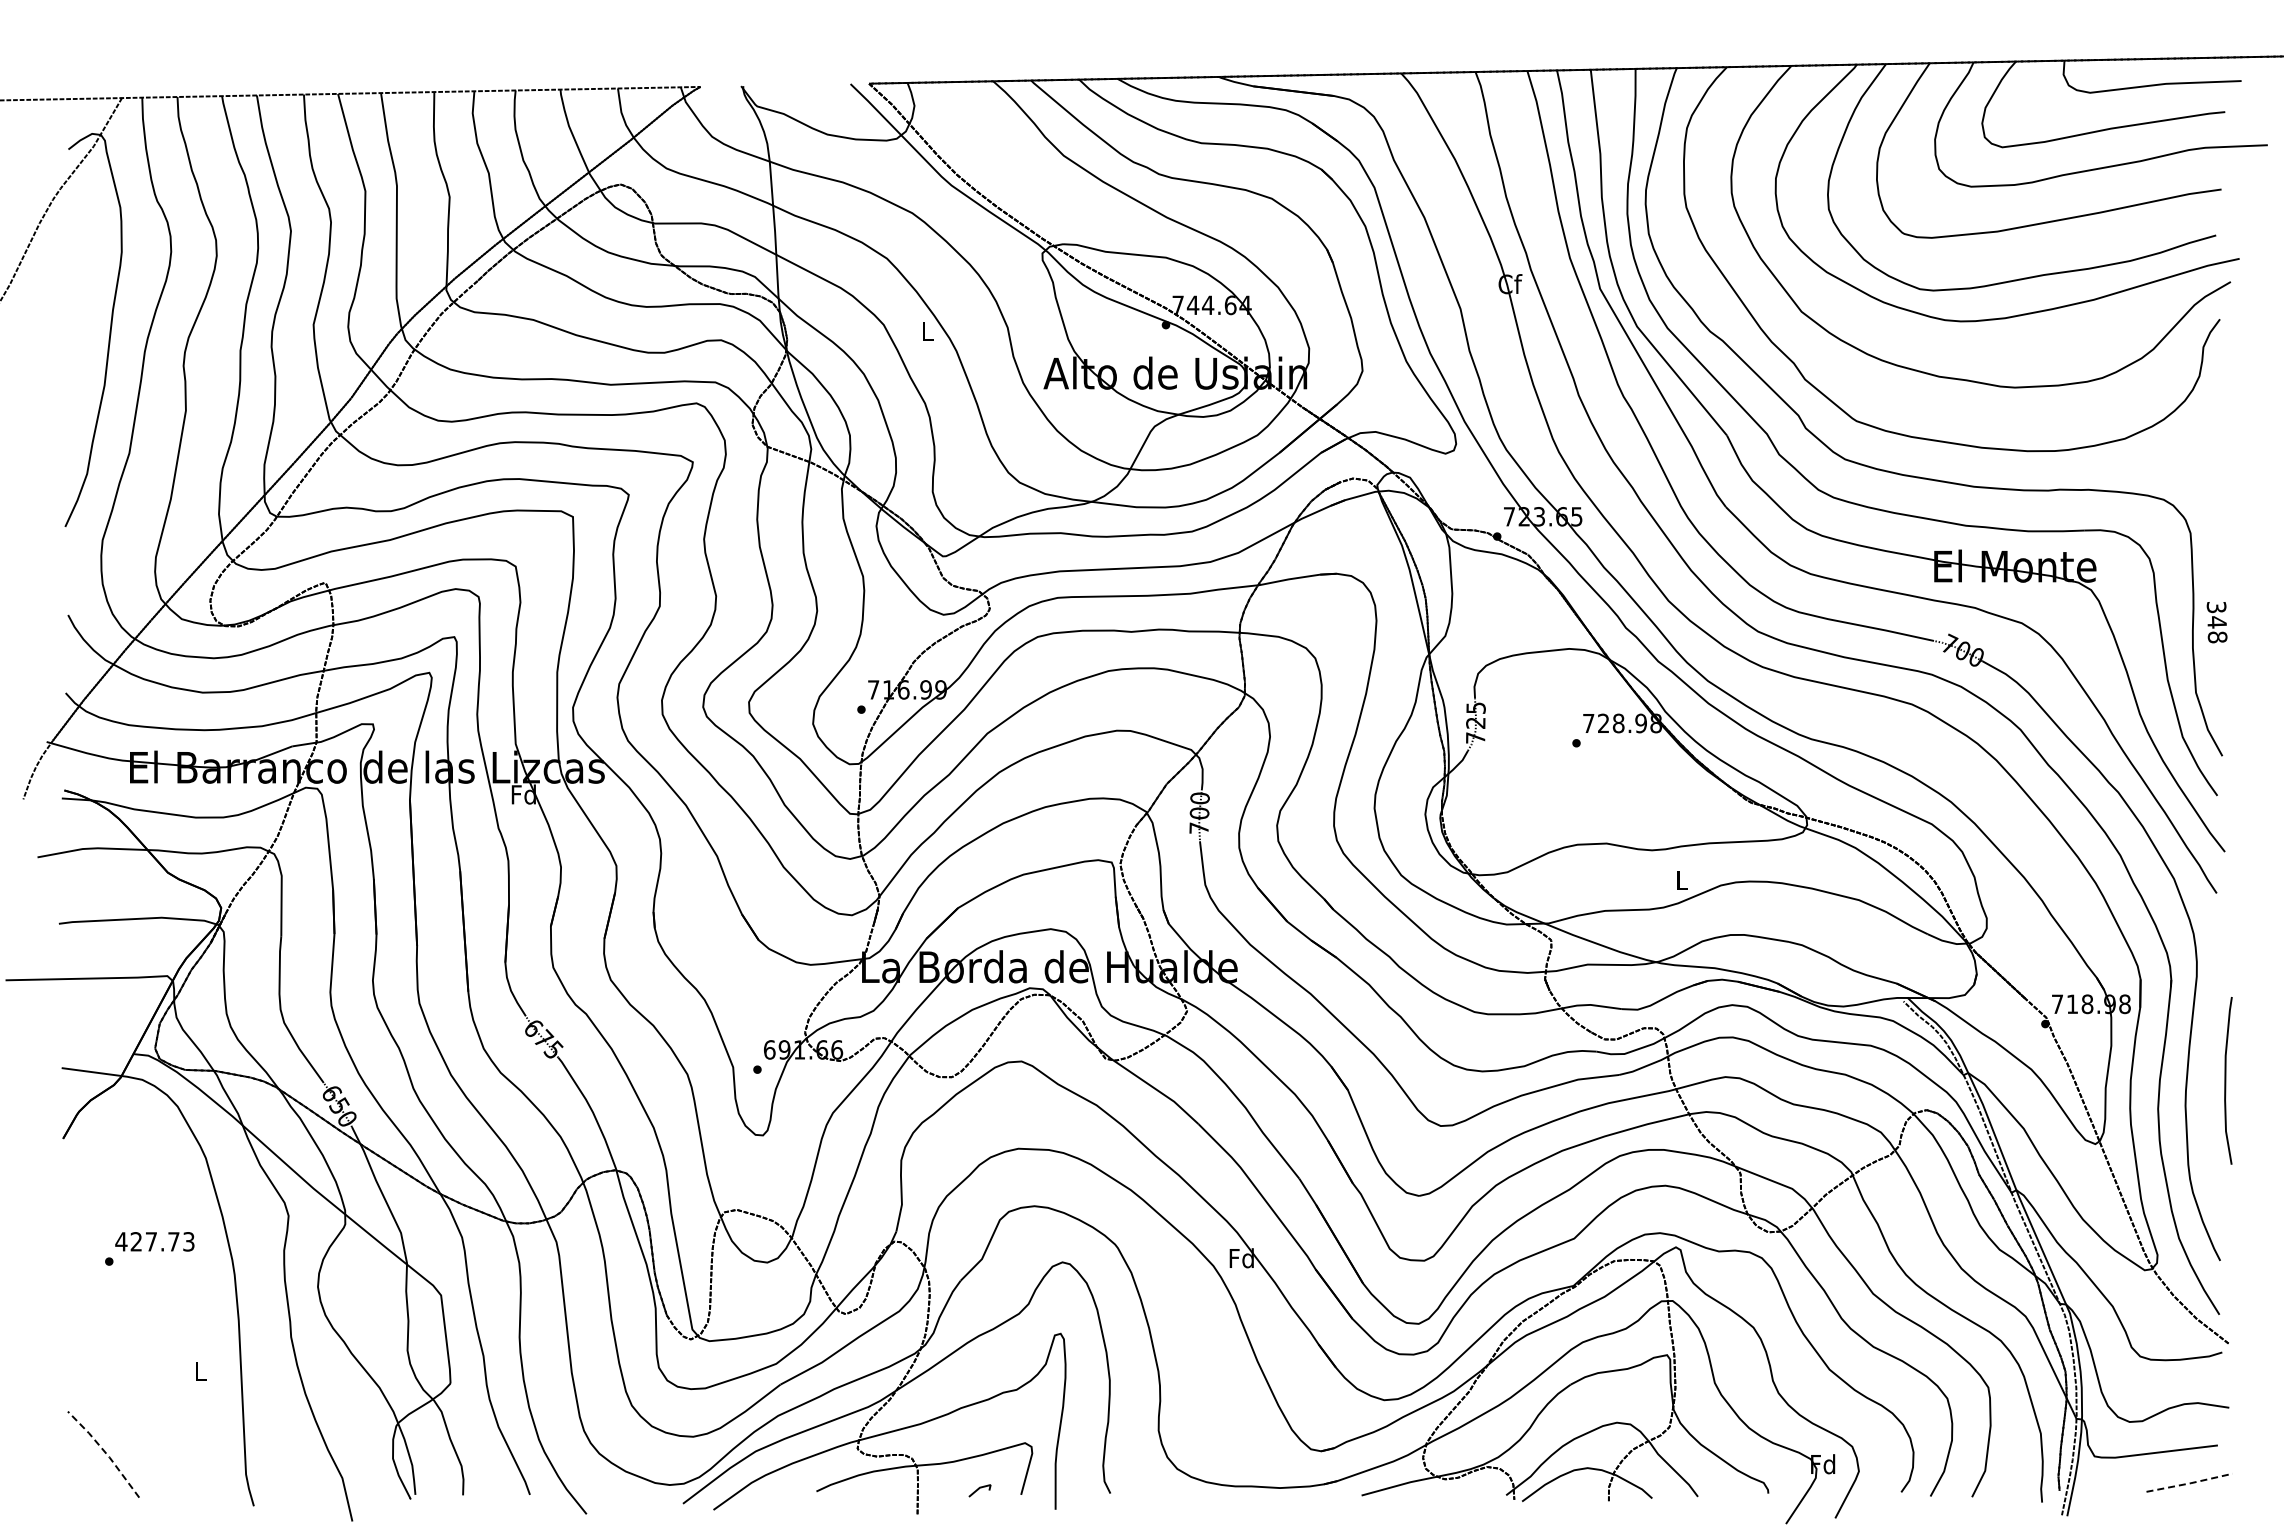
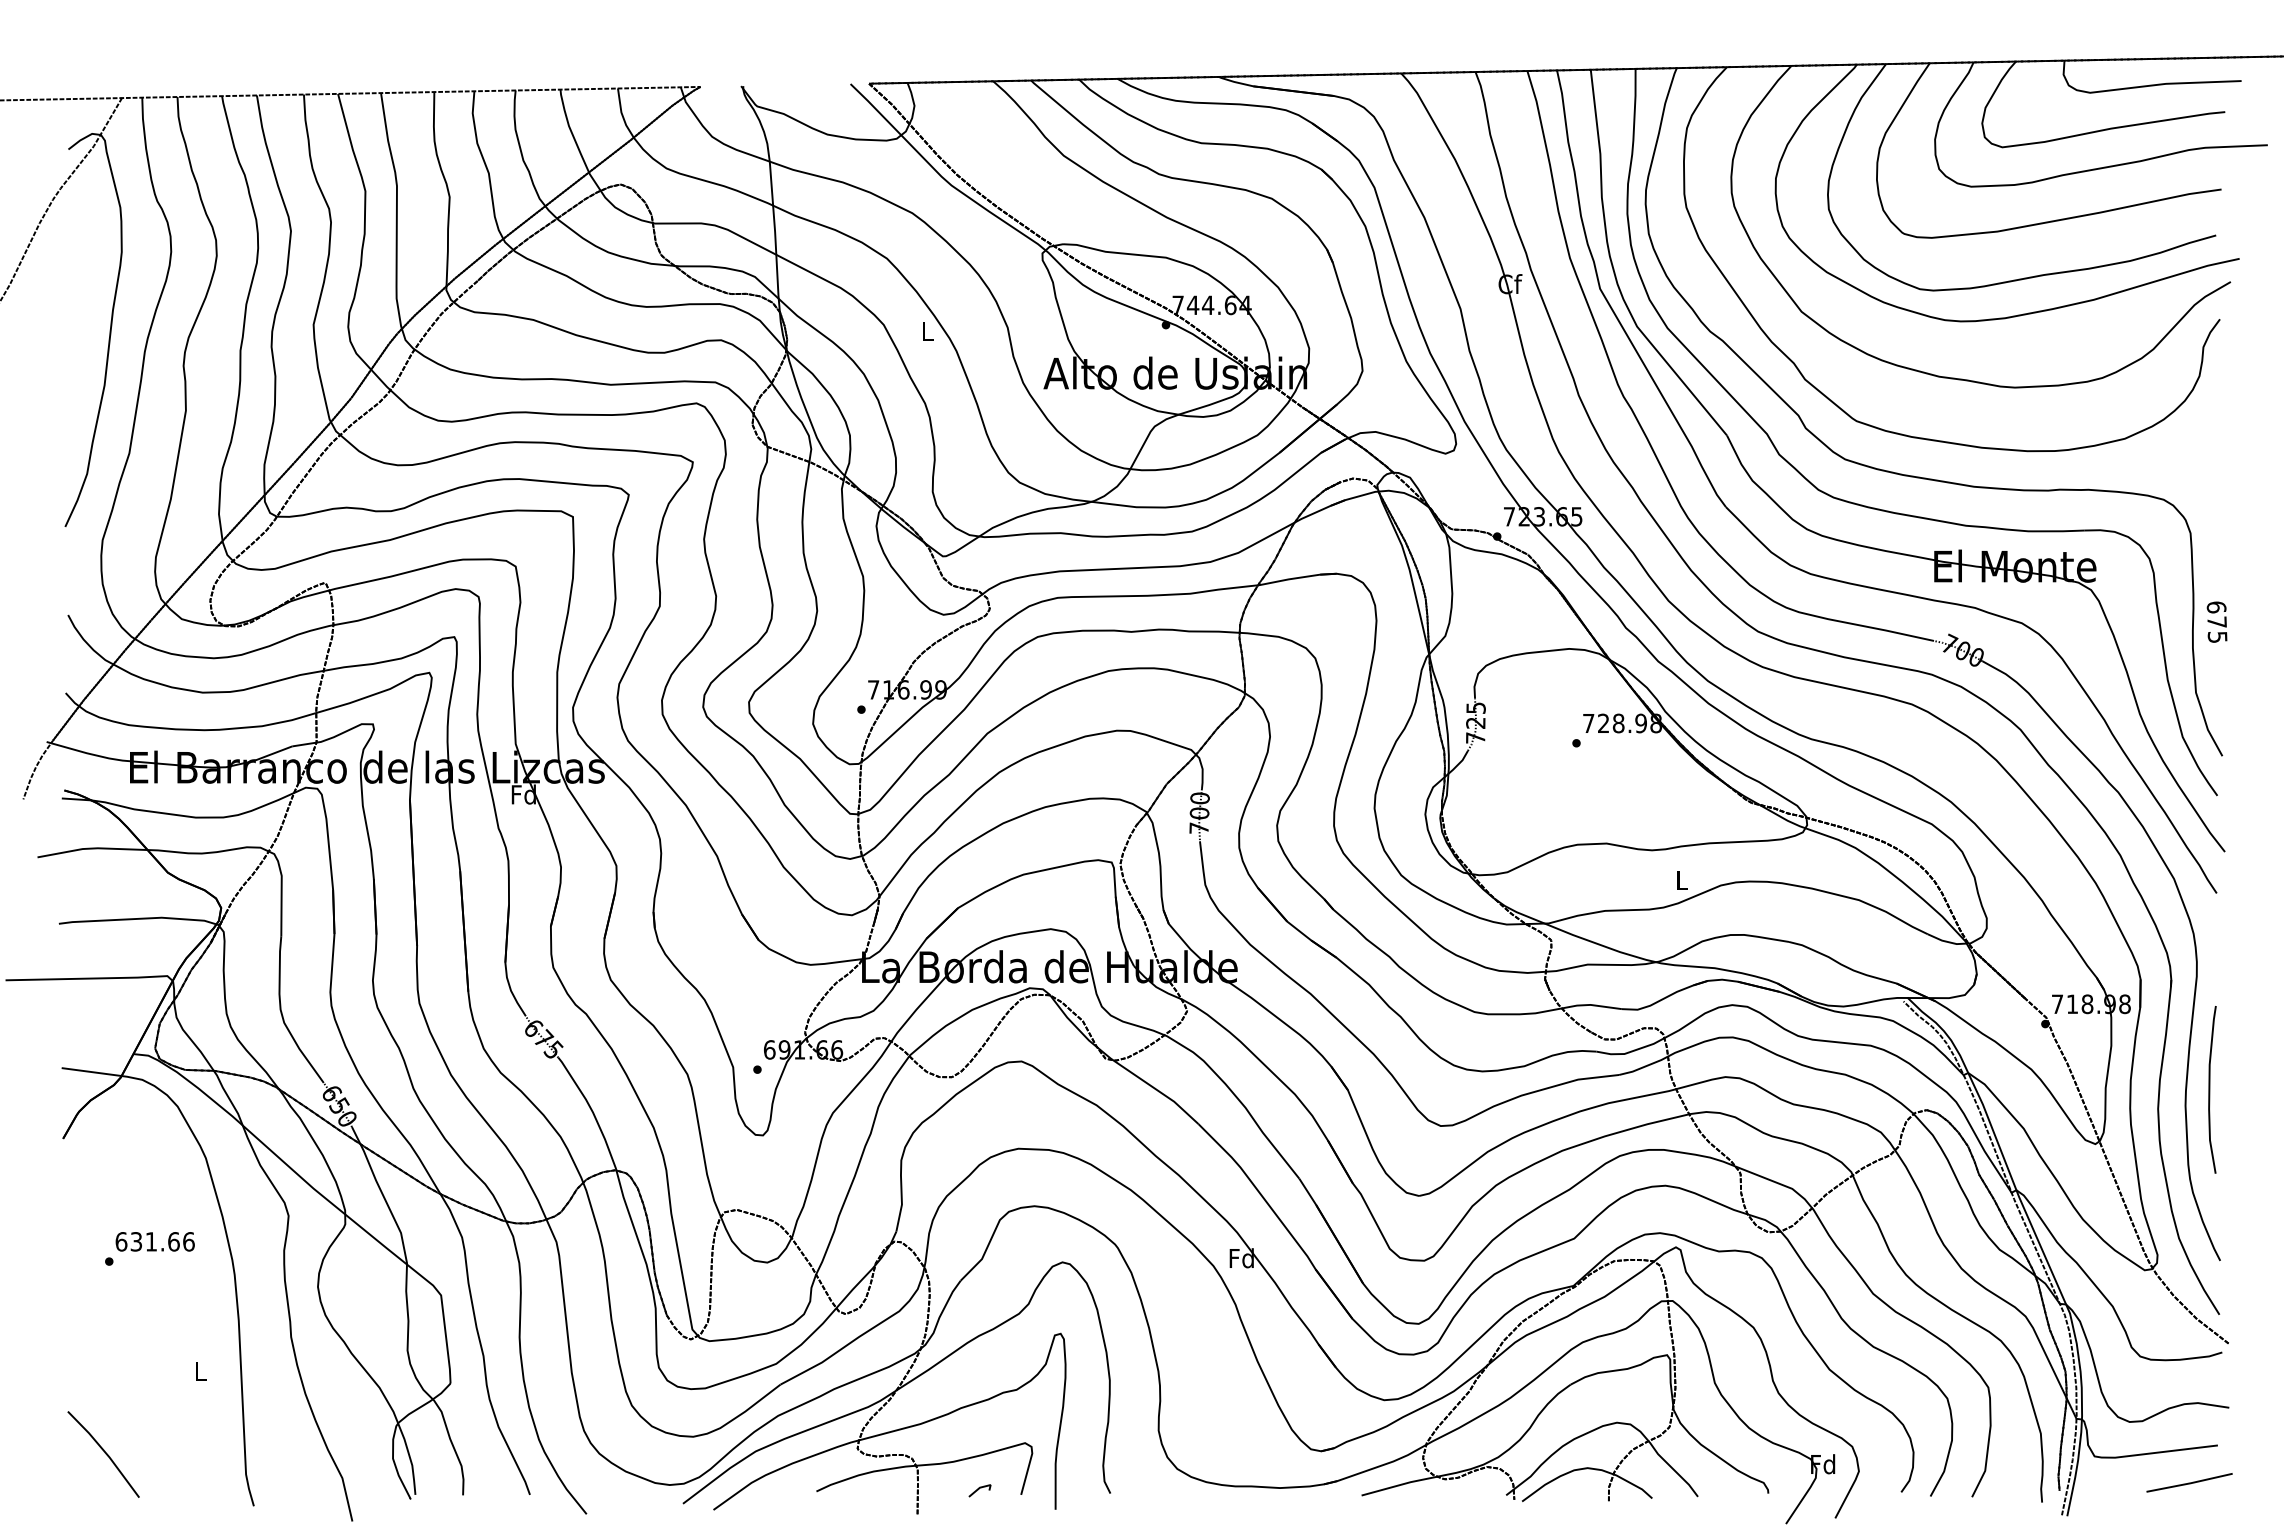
text: 348 -> 675 (2216, 622)
curve position: (2226, 1080) -> (2210, 1089) (2210, 1089)
text: 427.73 -> 631.66 (154, 1241)
line: dashed -> solid (105, 1452)
line: dashed -> solid (2190, 1483)
